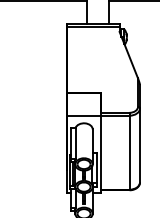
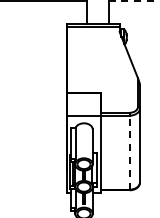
line: solid -> dashed (134, 1)
line: solid -> dashed (129, 152)
